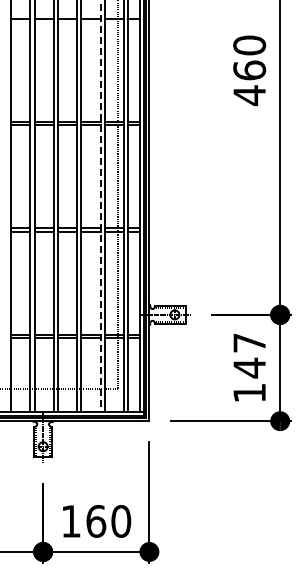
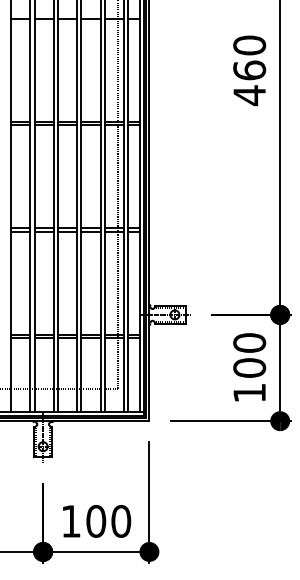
line: dashed -> solid (100, 205)
text: 147 -> 100 (249, 355)
text: 160 -> 100 (96, 521)
